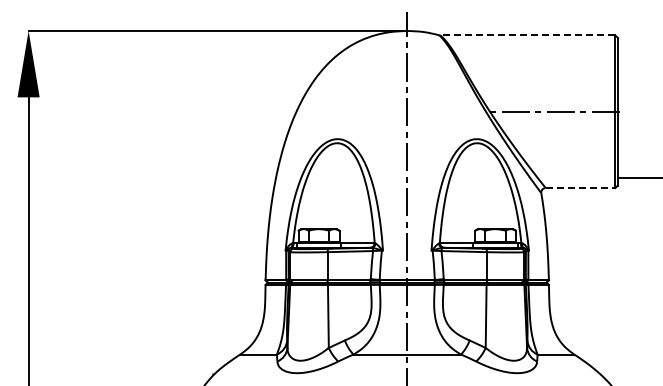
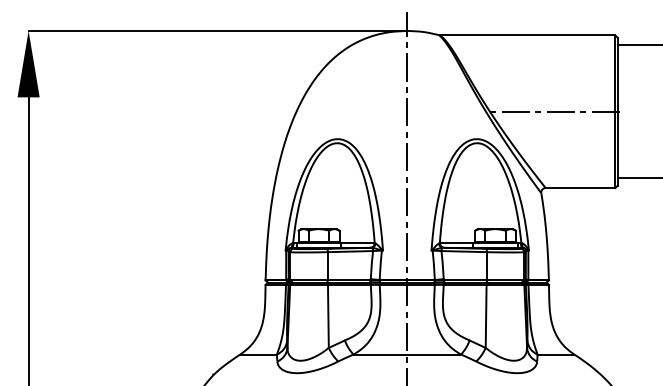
line: dashed -> solid (527, 35)
line: none -> present (638, 45)
line: dashed -> solid (580, 188)
